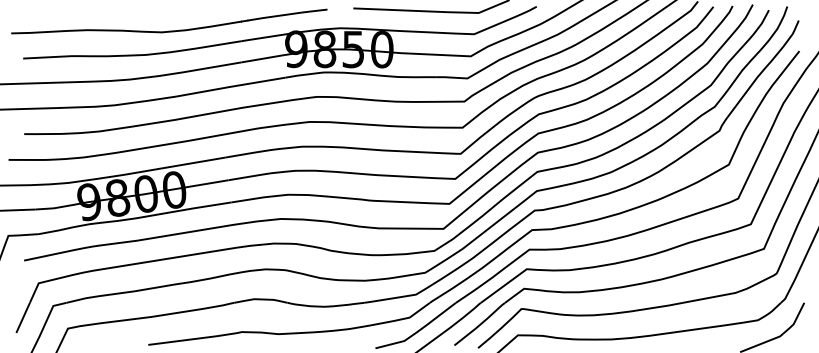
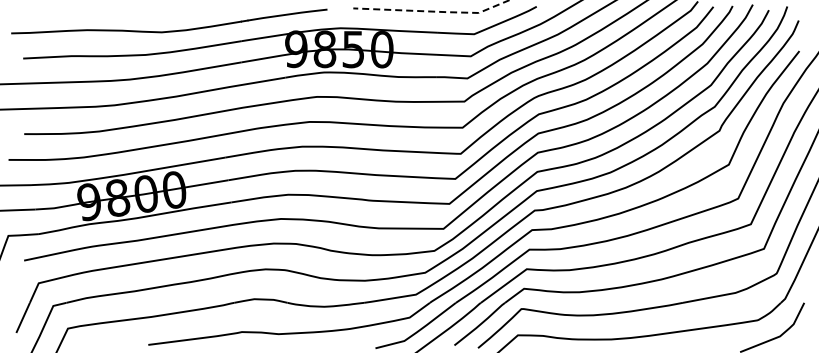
line: solid -> dashed (433, 11)
